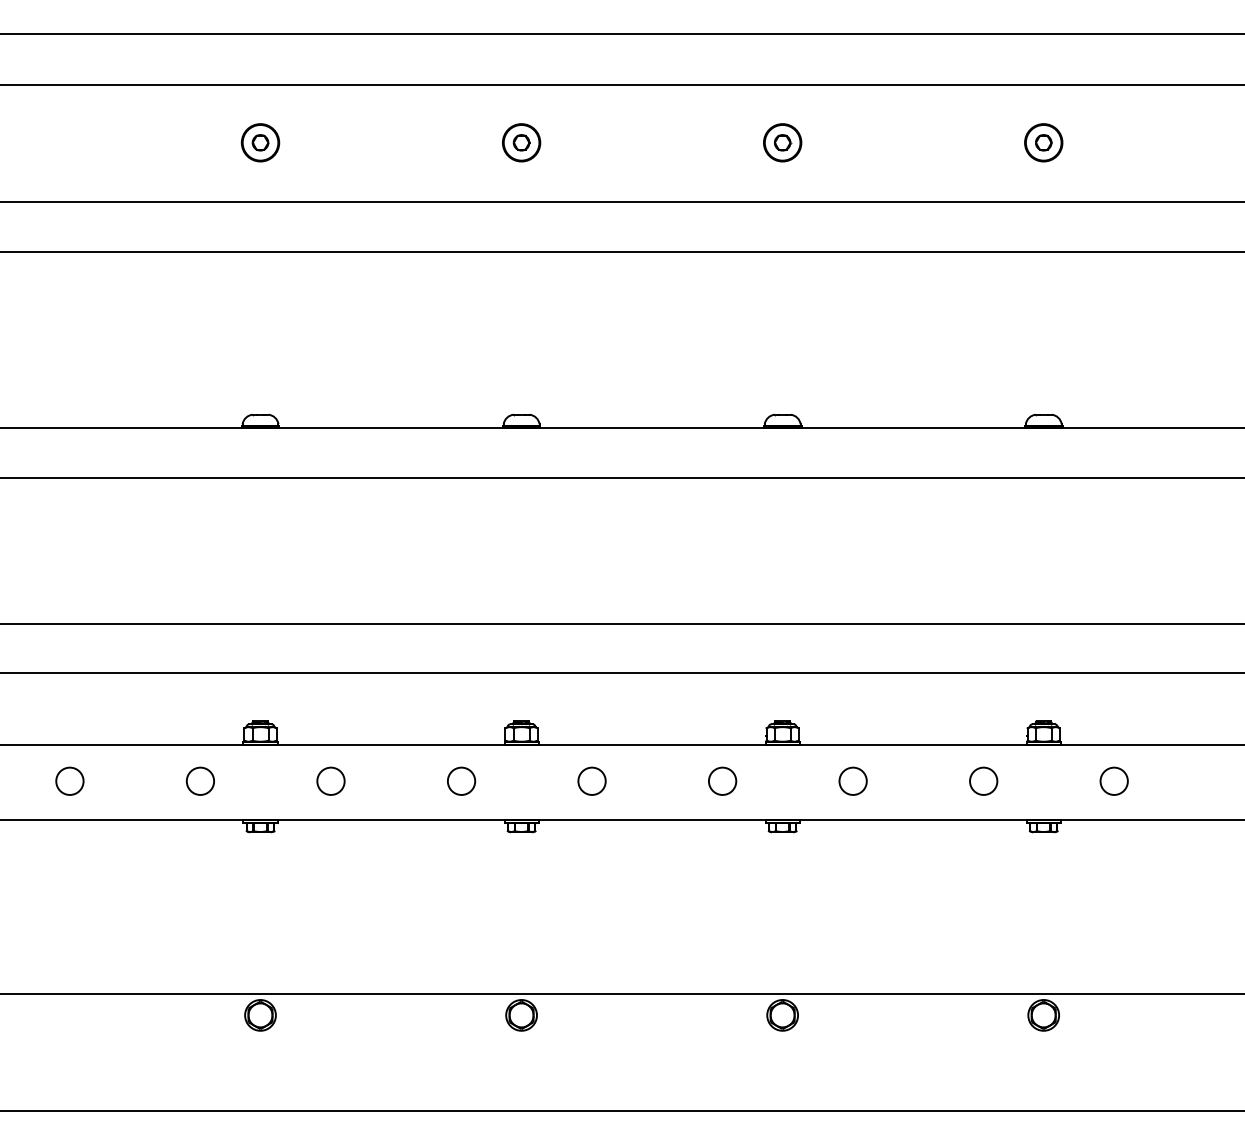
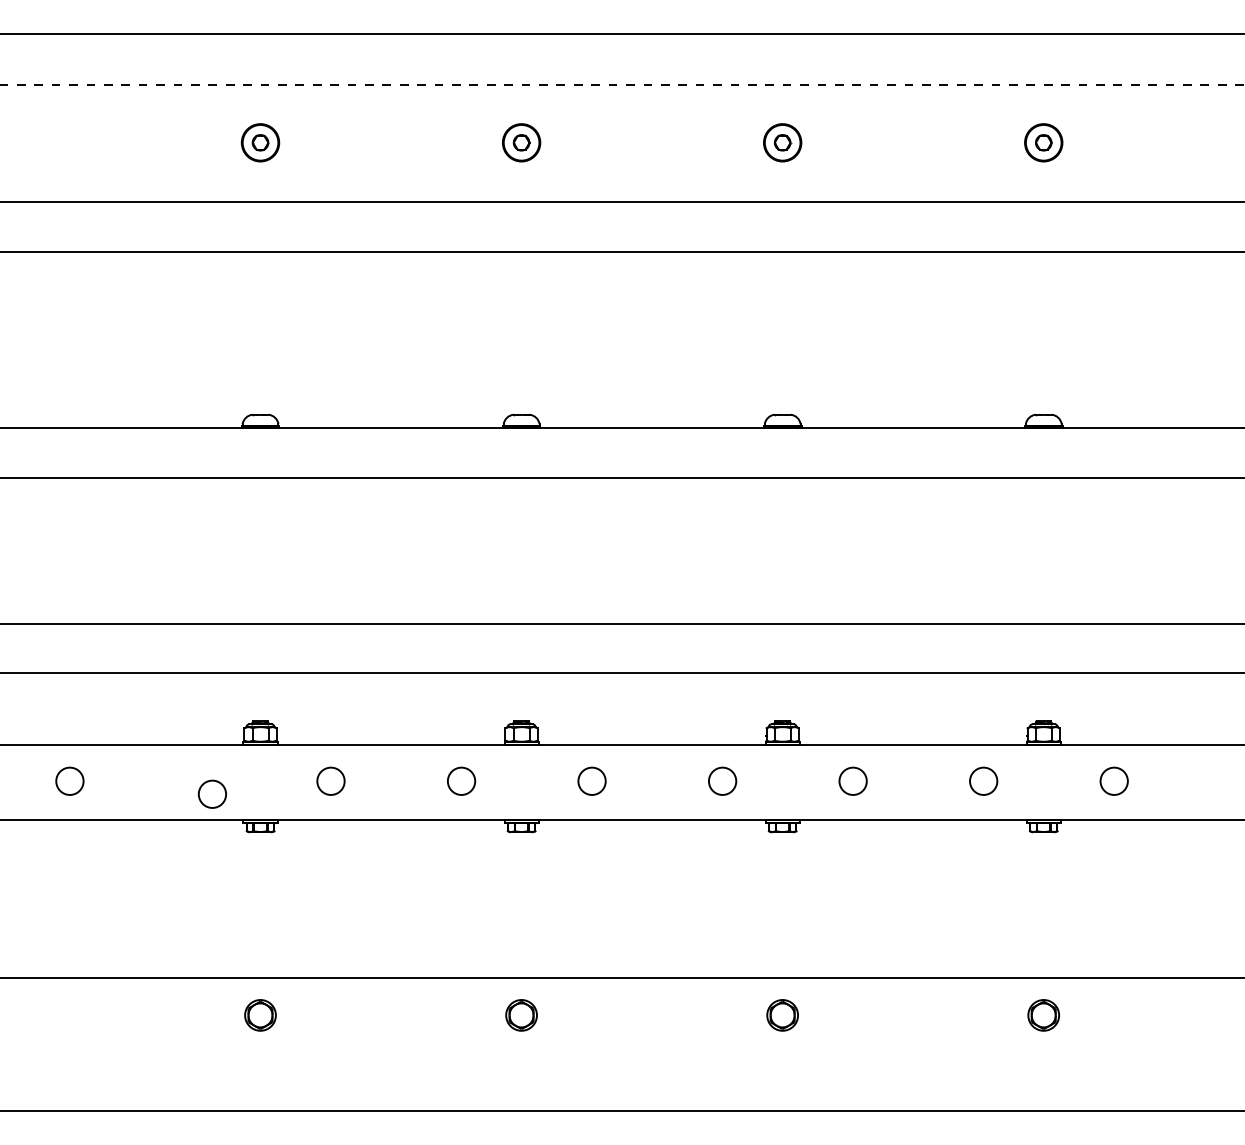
line: solid -> dashed (621, 84)
circle position: (199, 780) -> (211, 793) (211, 793)
line position: (621, 993) -> (621, 977) (621, 977)
